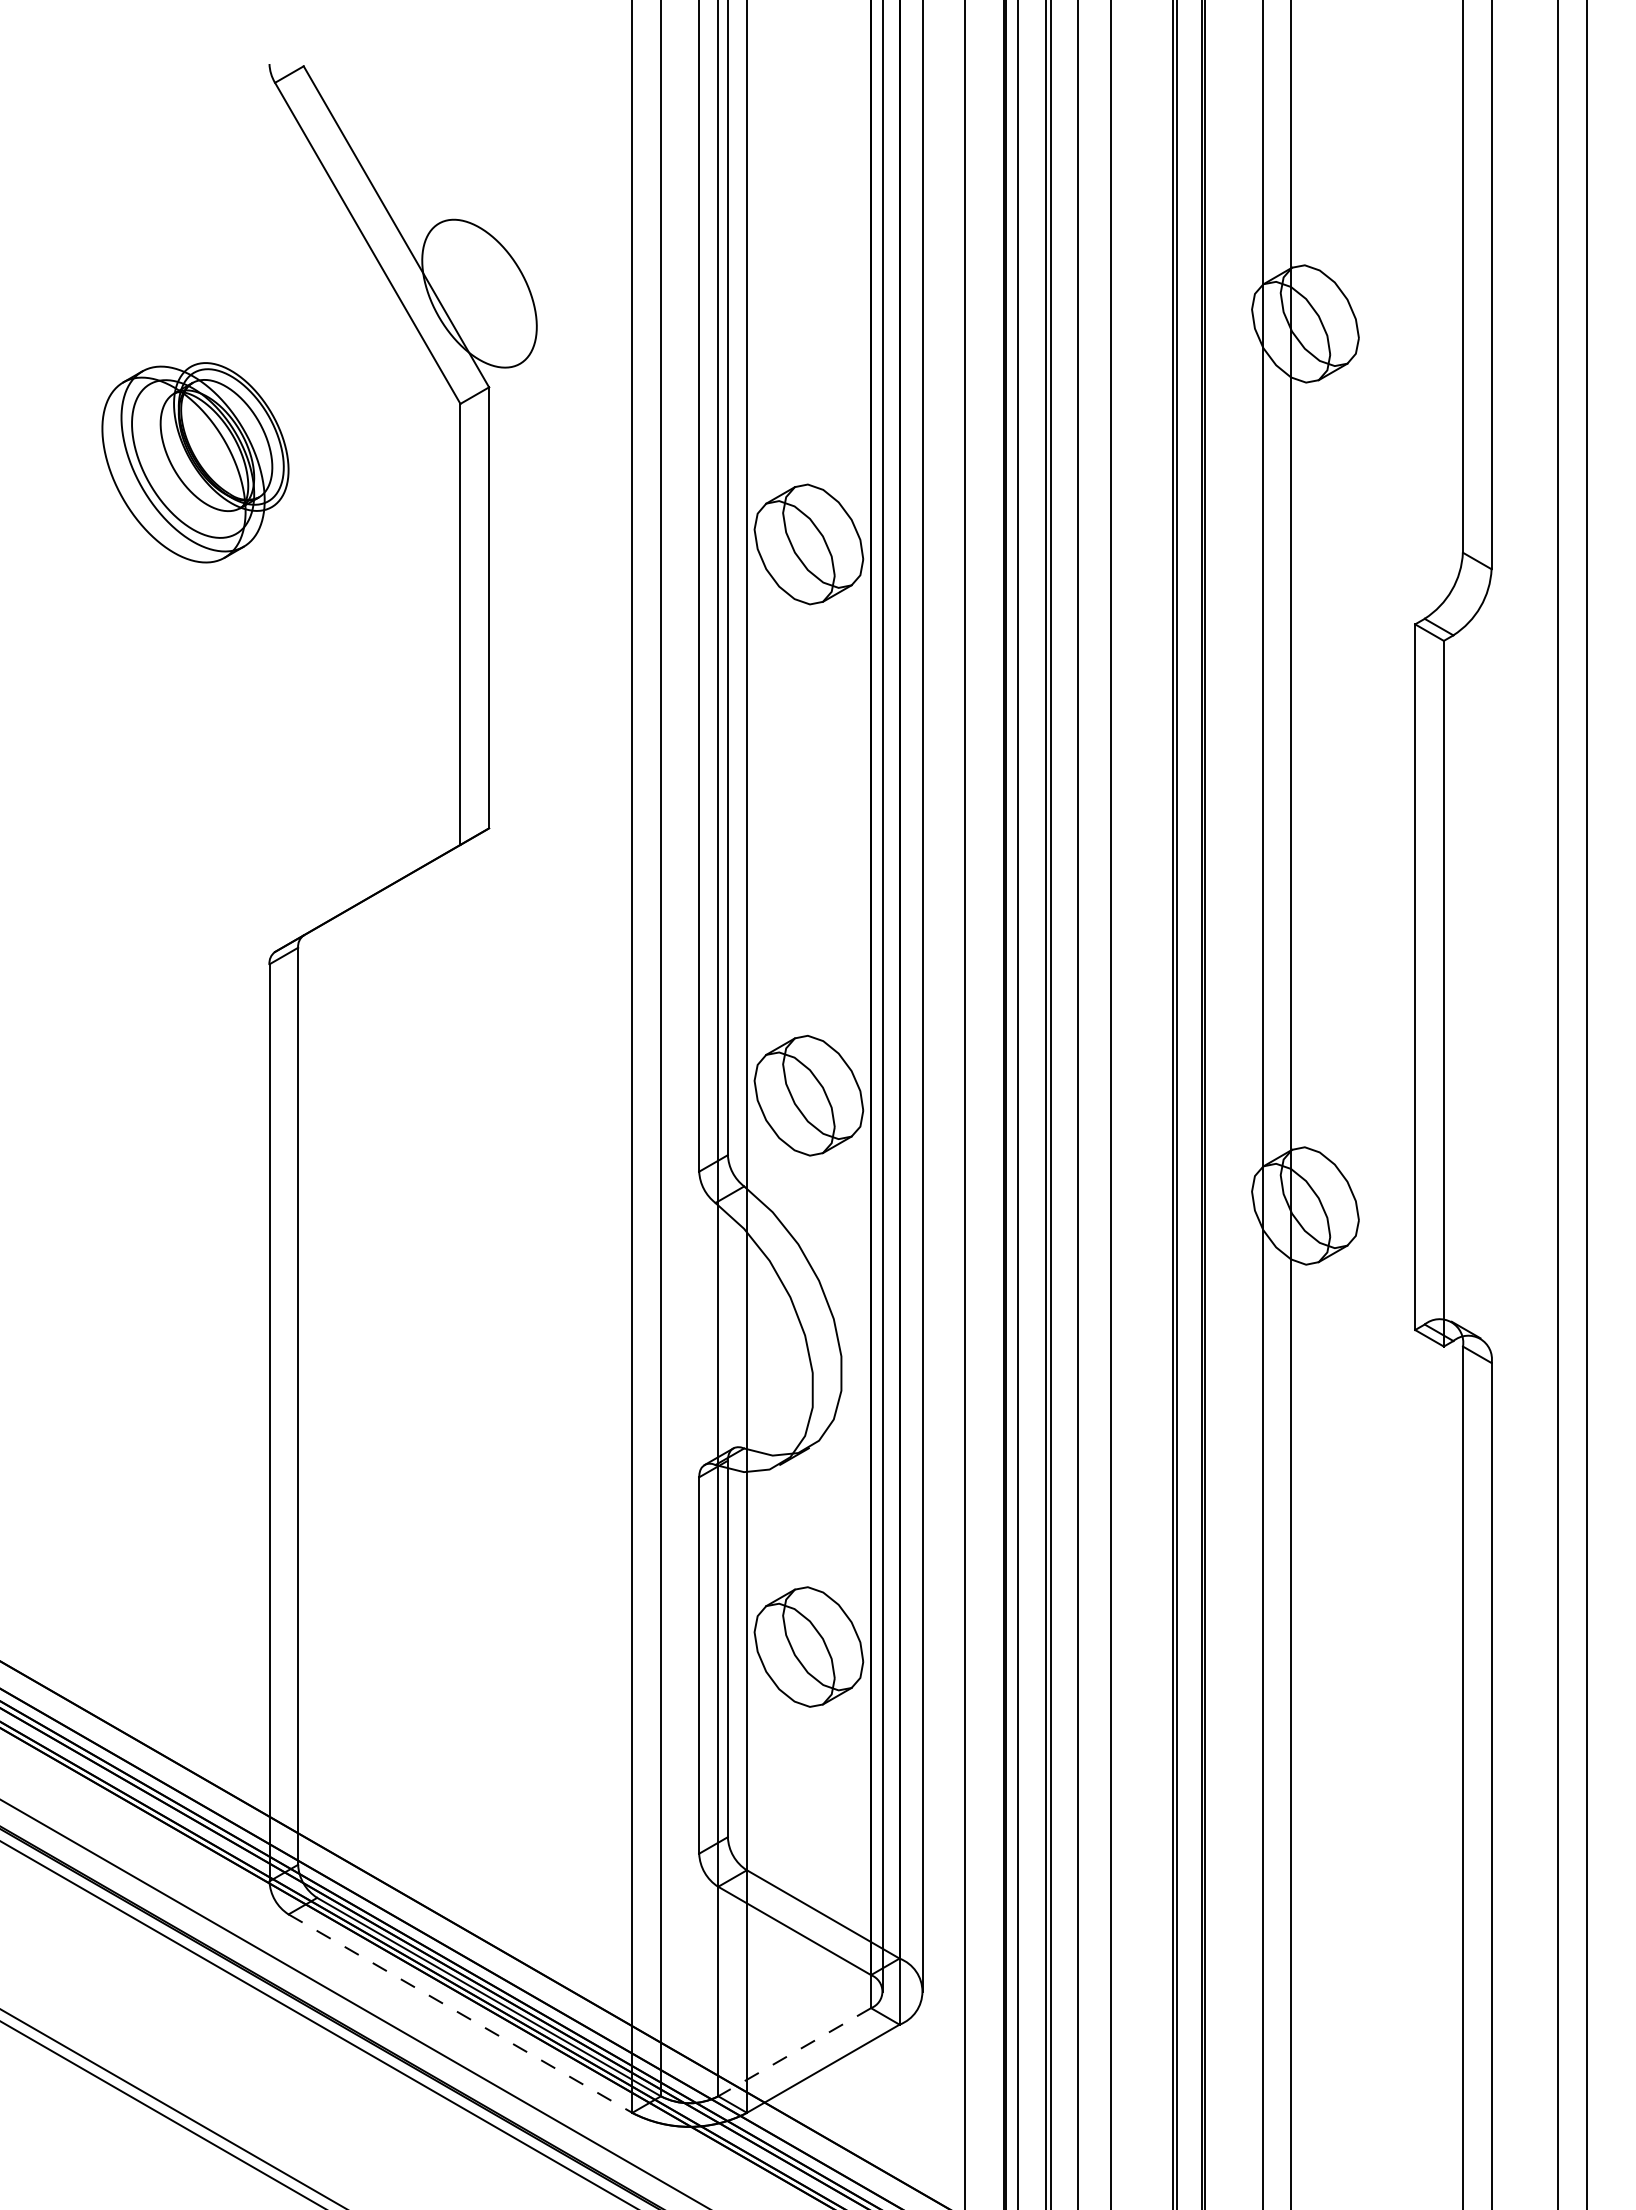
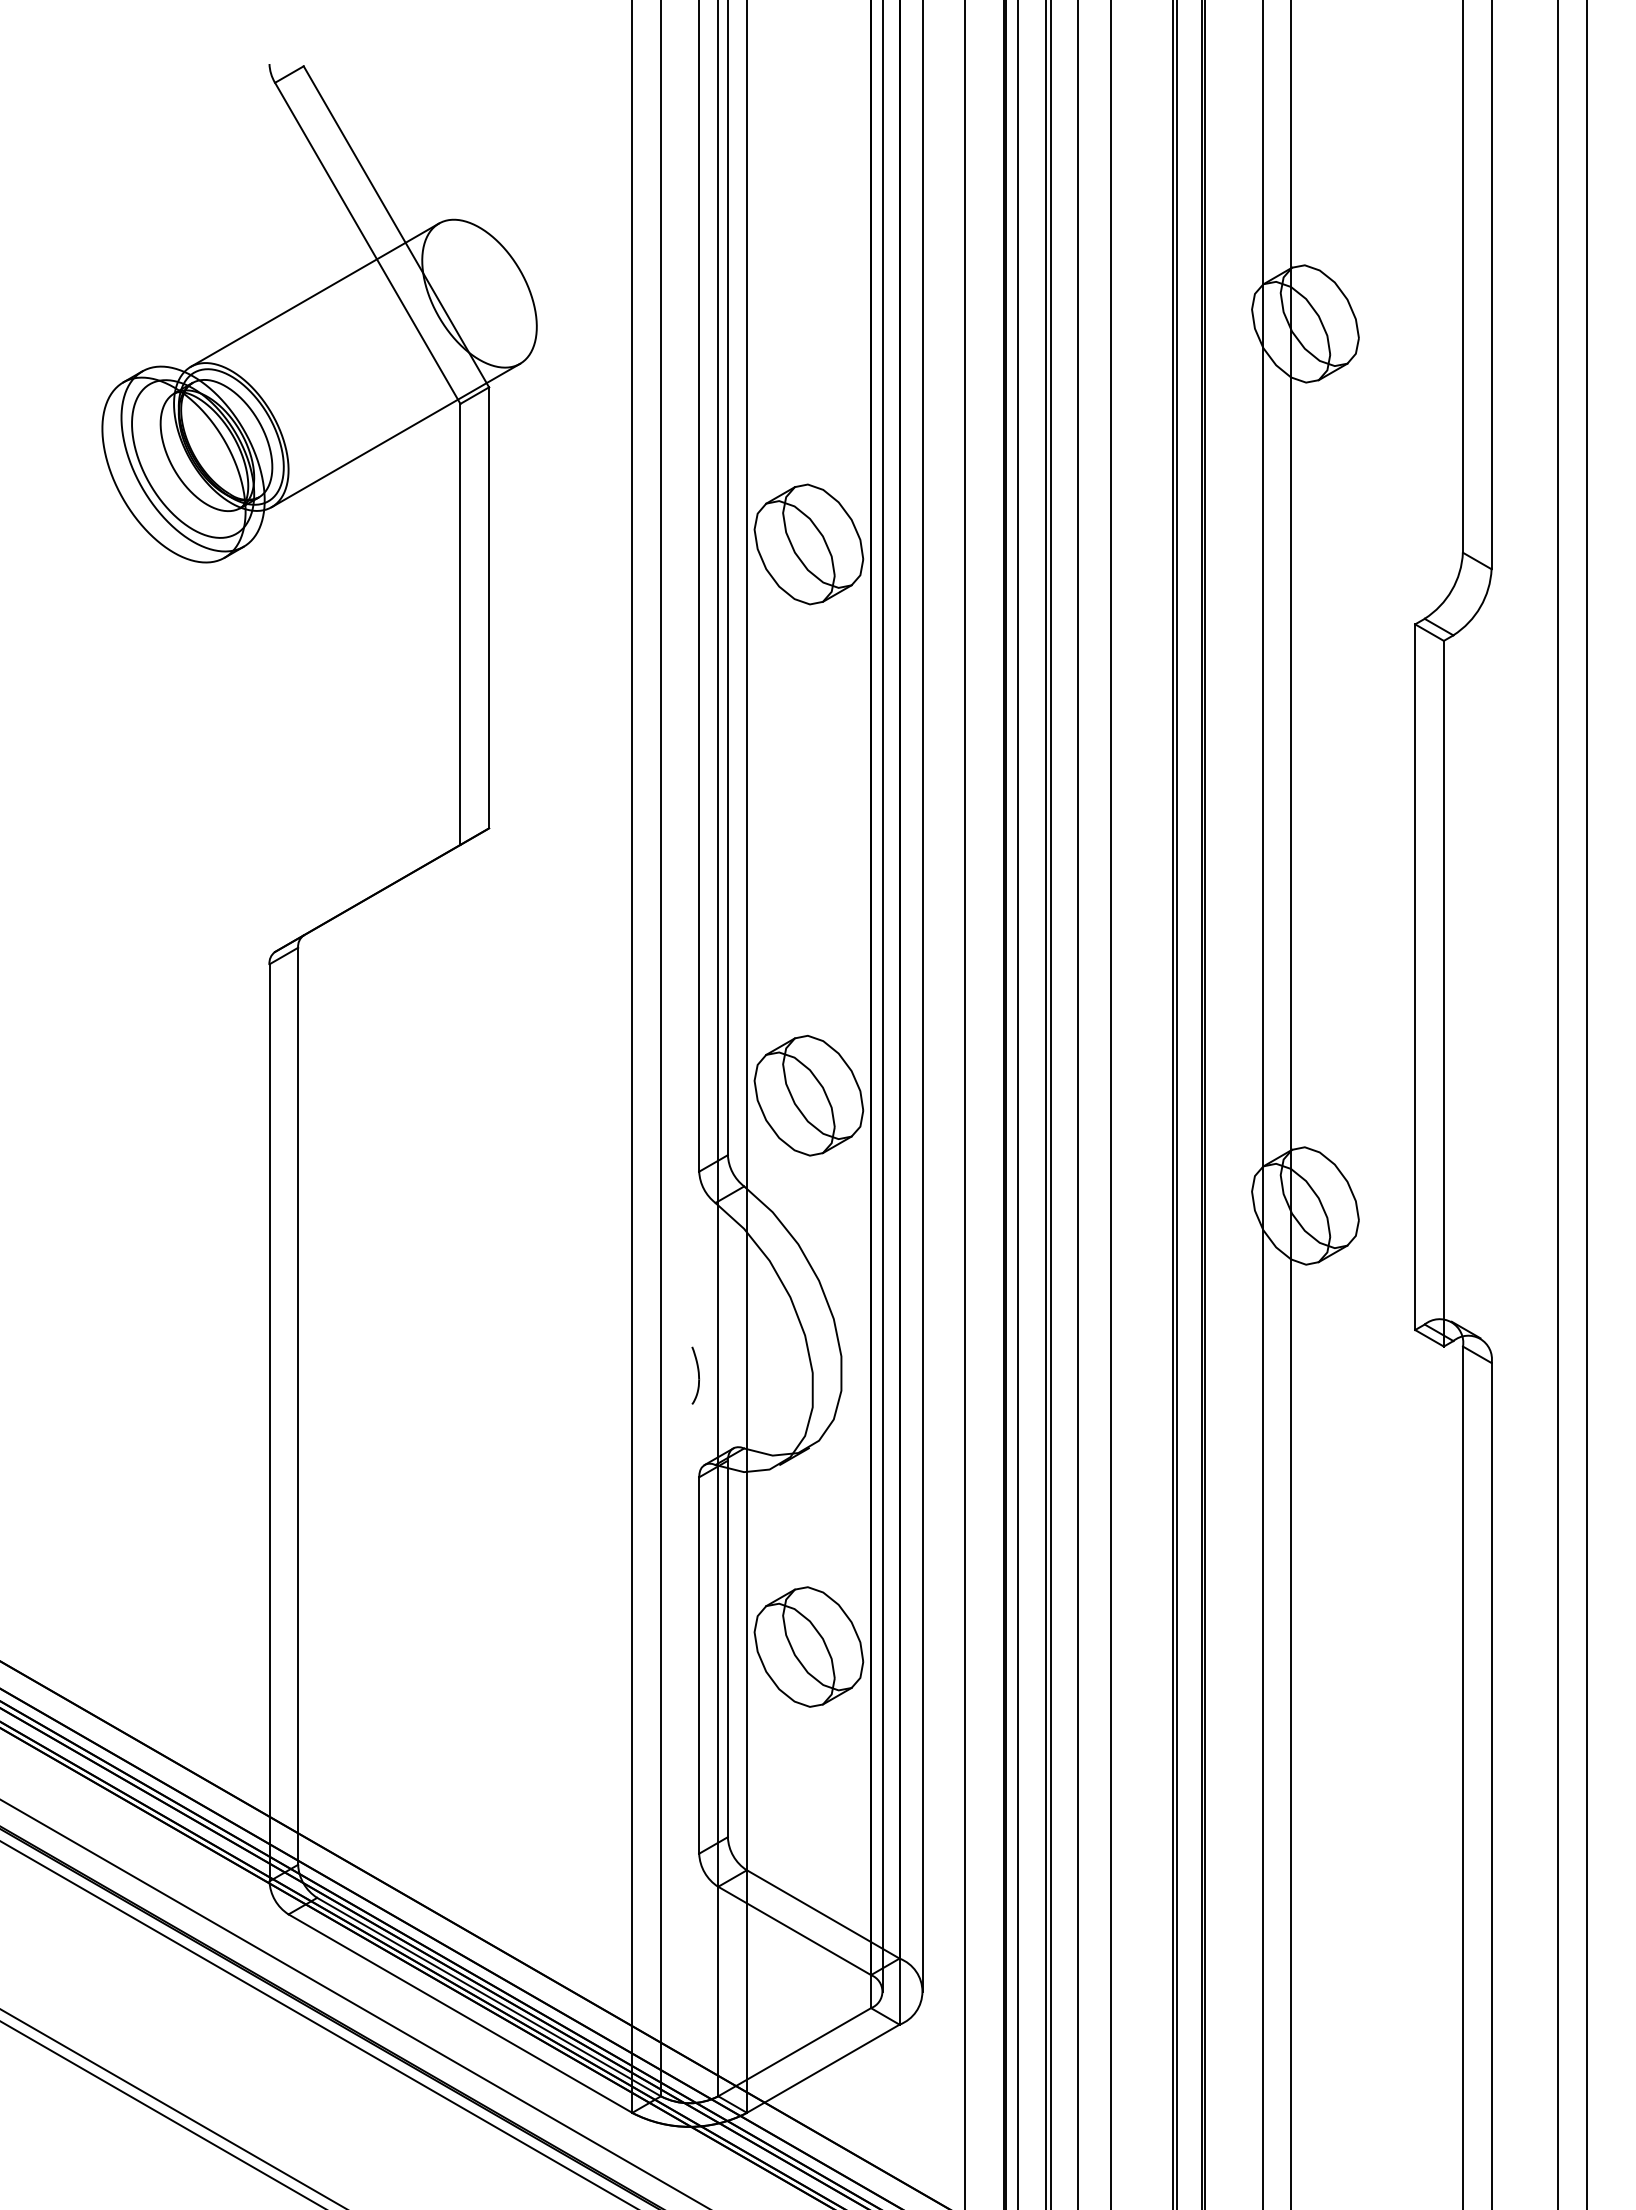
line: none -> present (314, 294)
line: none -> present (395, 435)
part: none -> present (695, 1375)
line: dashed -> solid (460, 2013)
line: dashed -> solid (794, 2052)
